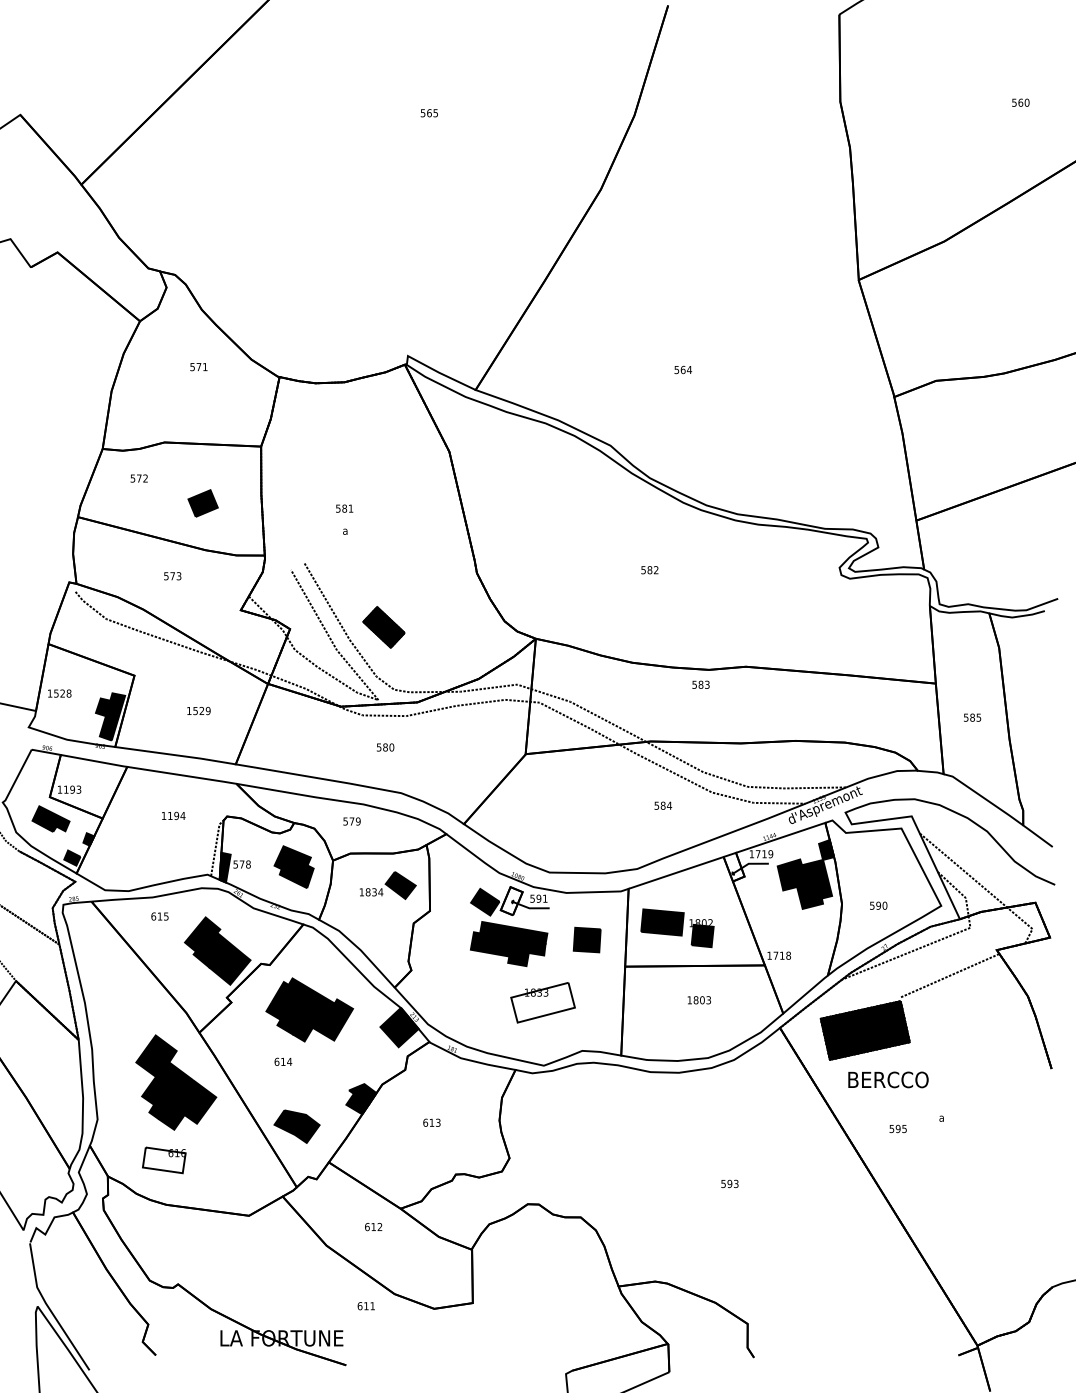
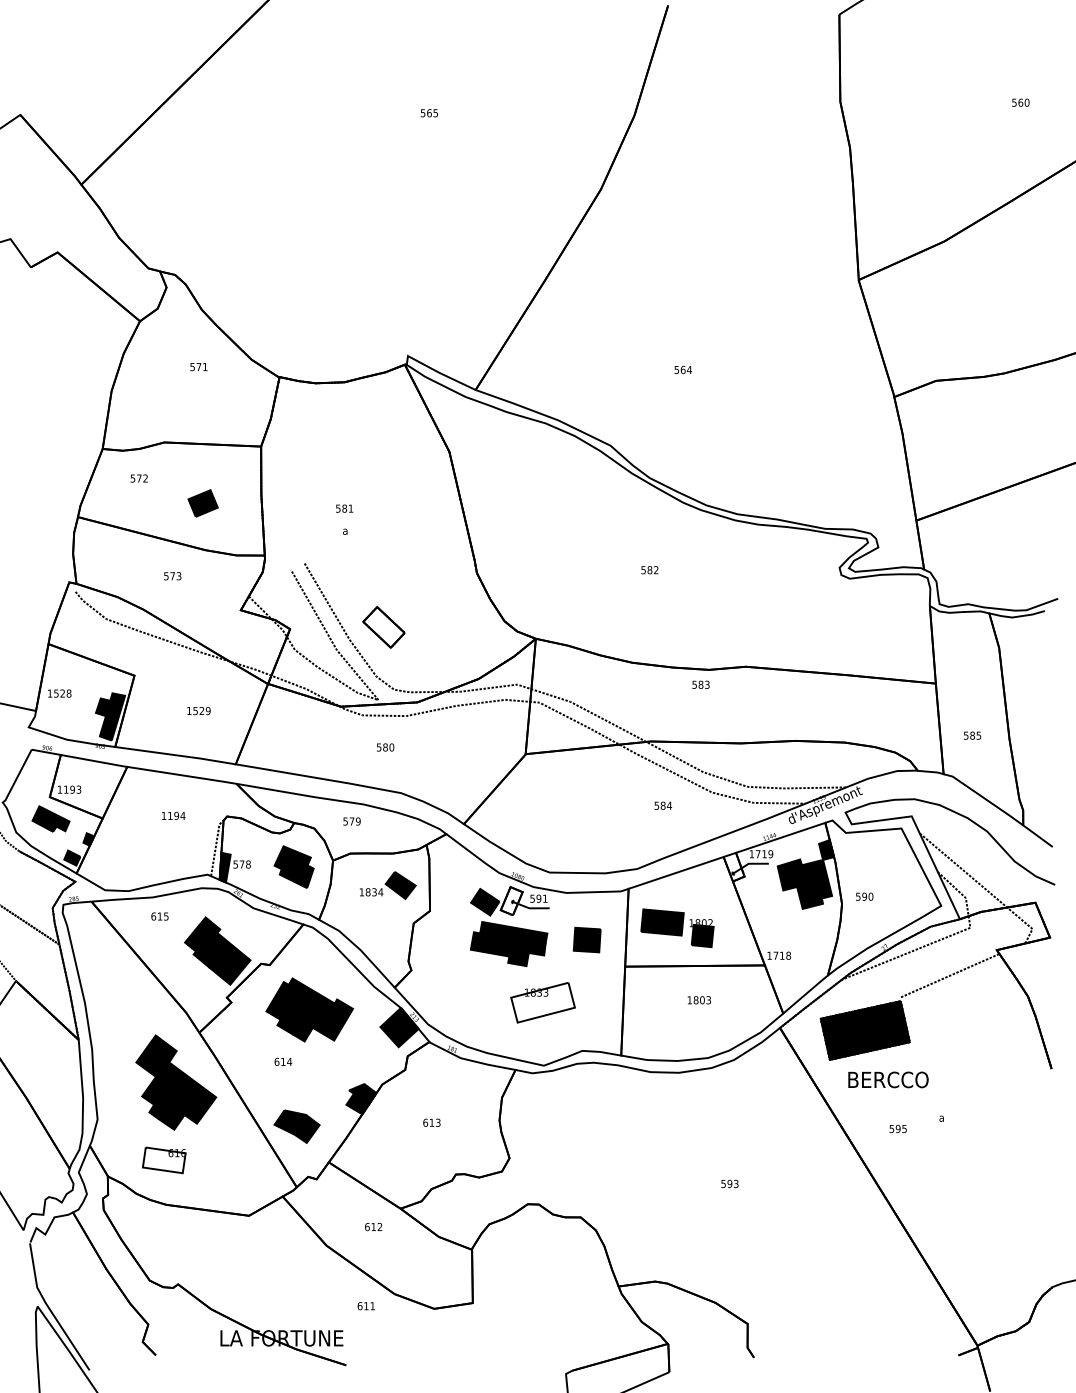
fill: present -> none (383, 627)
text position: (972, 717) -> (972, 735) (972, 735)
text position: (878, 905) -> (864, 896) (864, 896)
